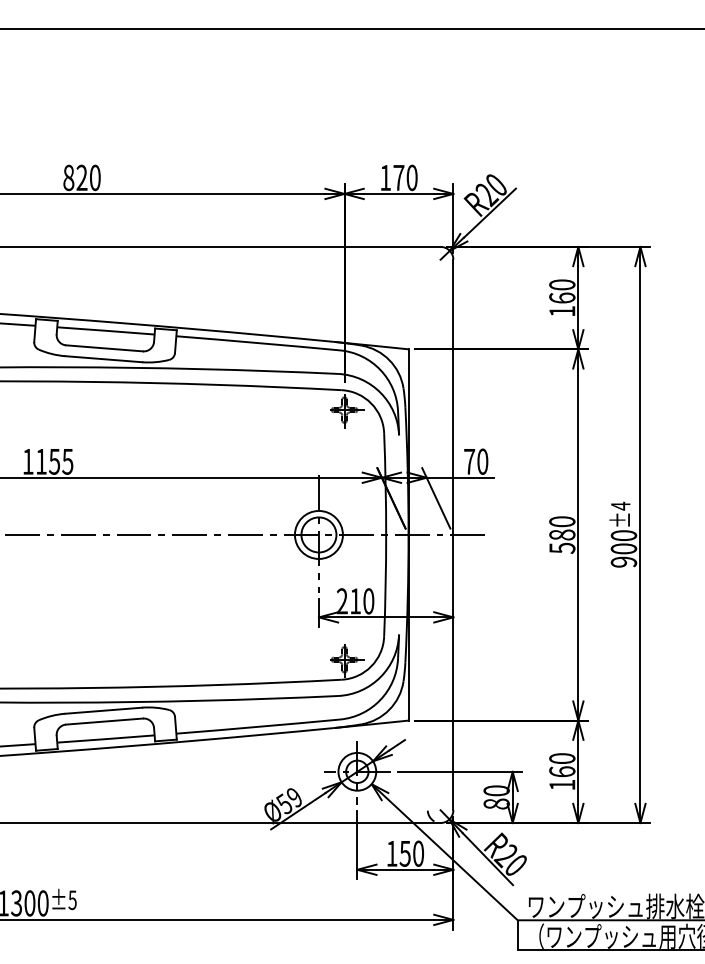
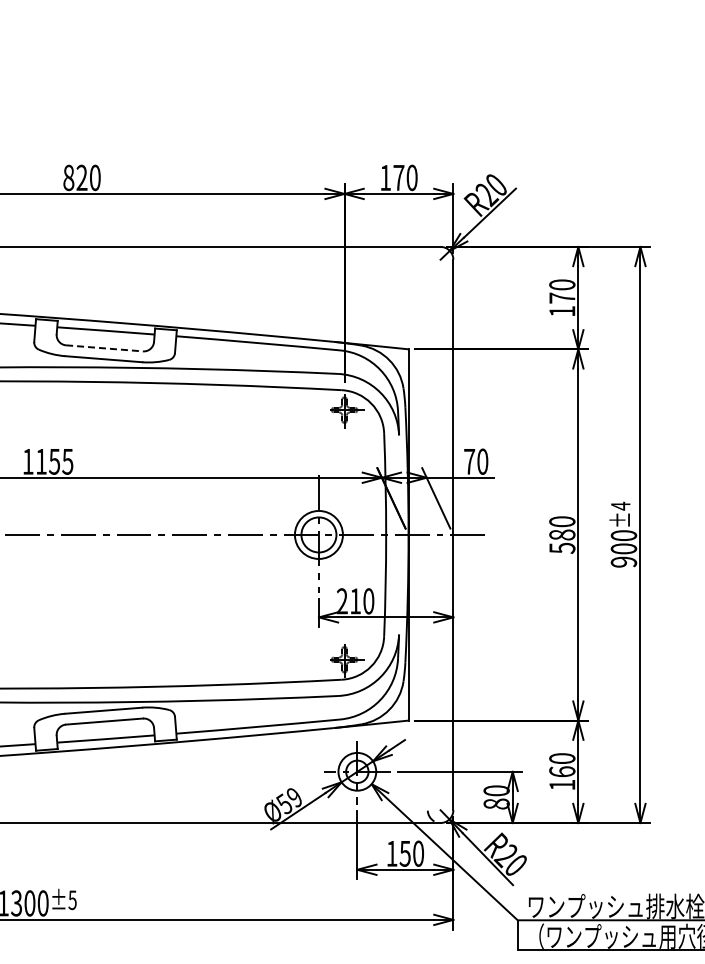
line: present -> none (351, 28)
text: 160 -> 170 (562, 297)
line: solid -> dashed (104, 348)
